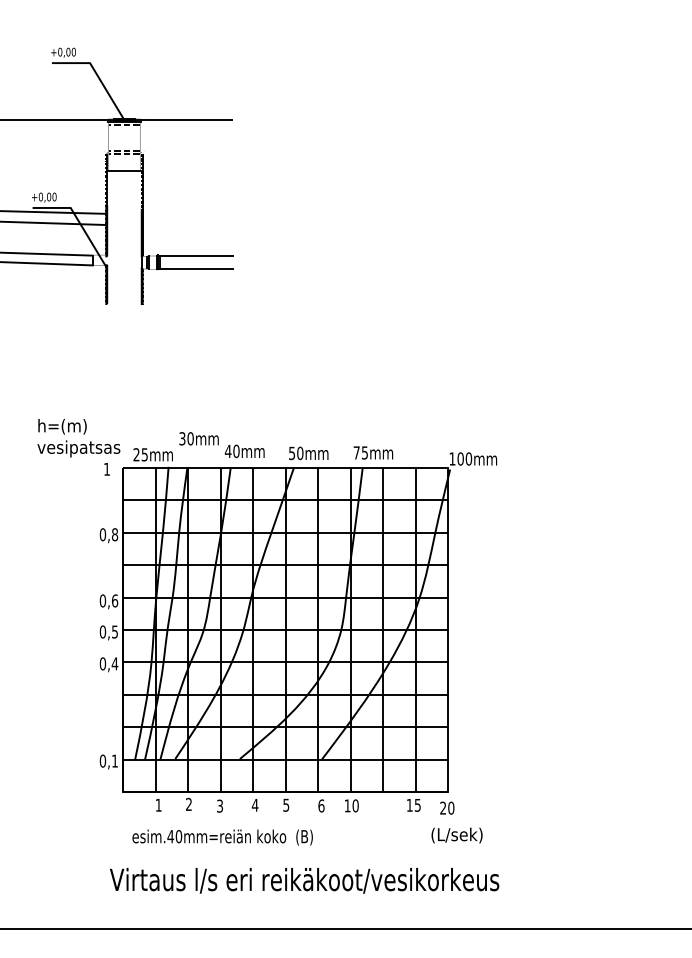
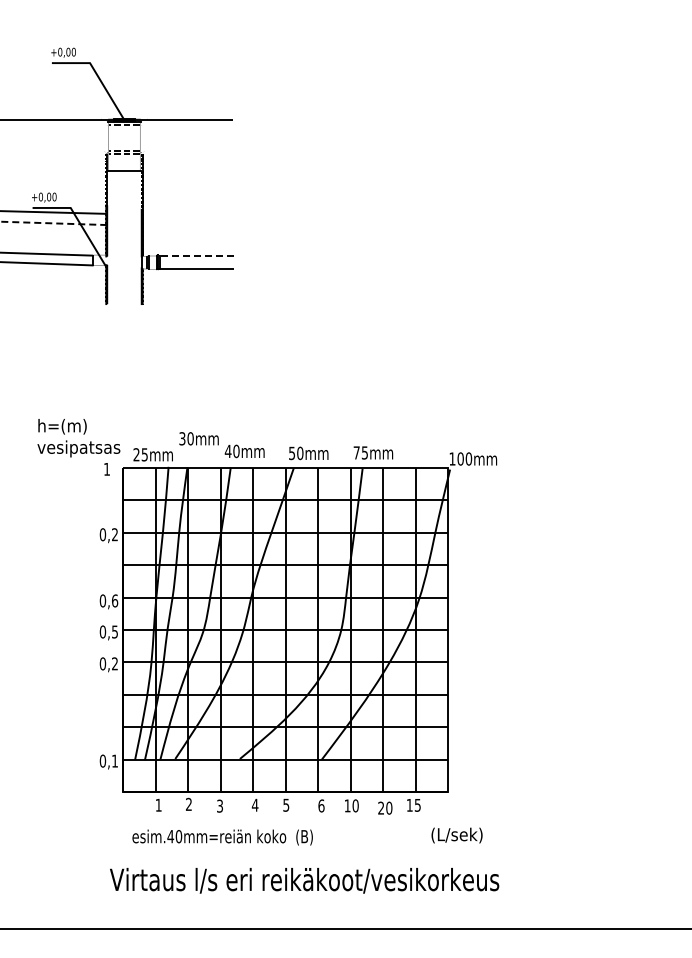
line: solid -> dashed (53, 223)
line: solid -> dashed (194, 256)
text: 0,8 -> 0,2 (115, 534)
text: 0,4 -> 0,2 (114, 663)
text position: (447, 807) -> (385, 807) (385, 807)
